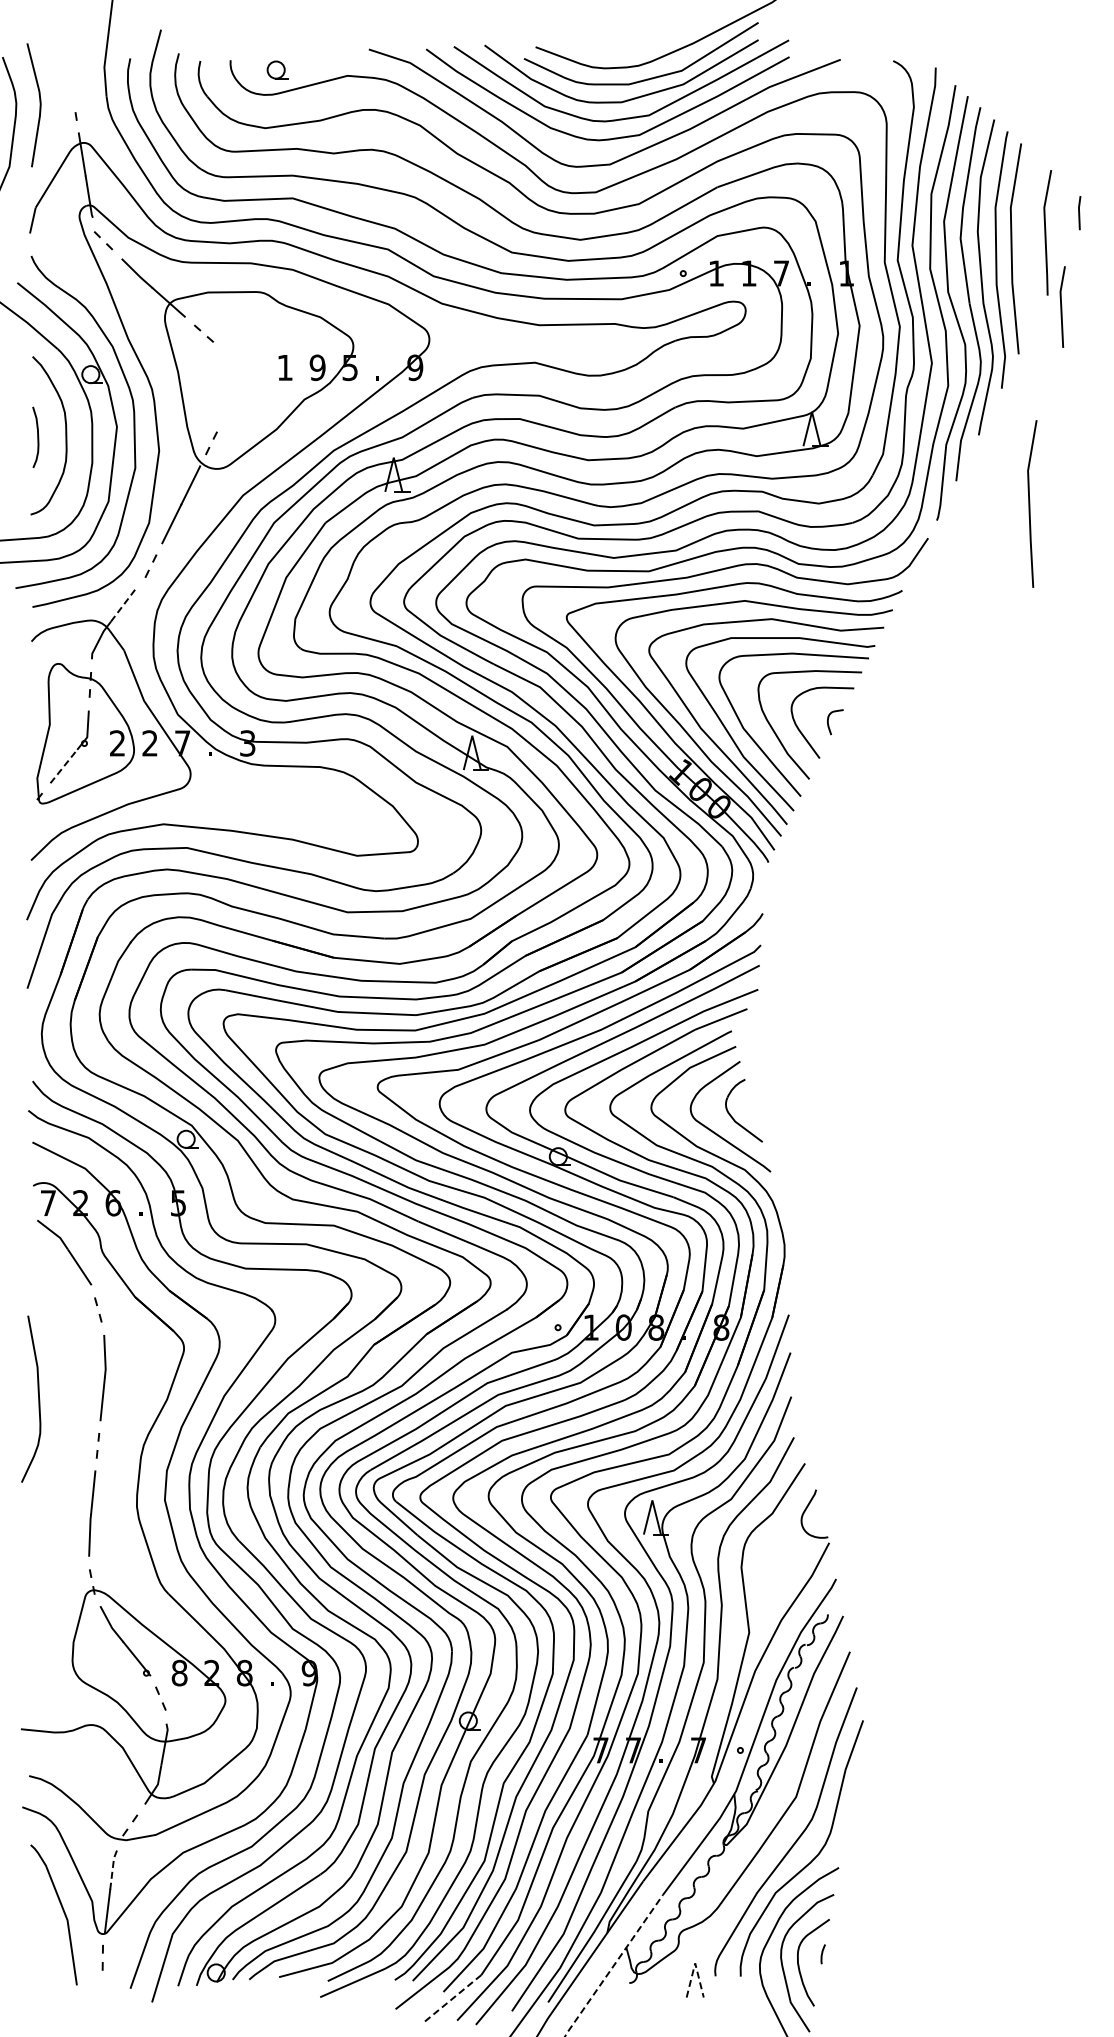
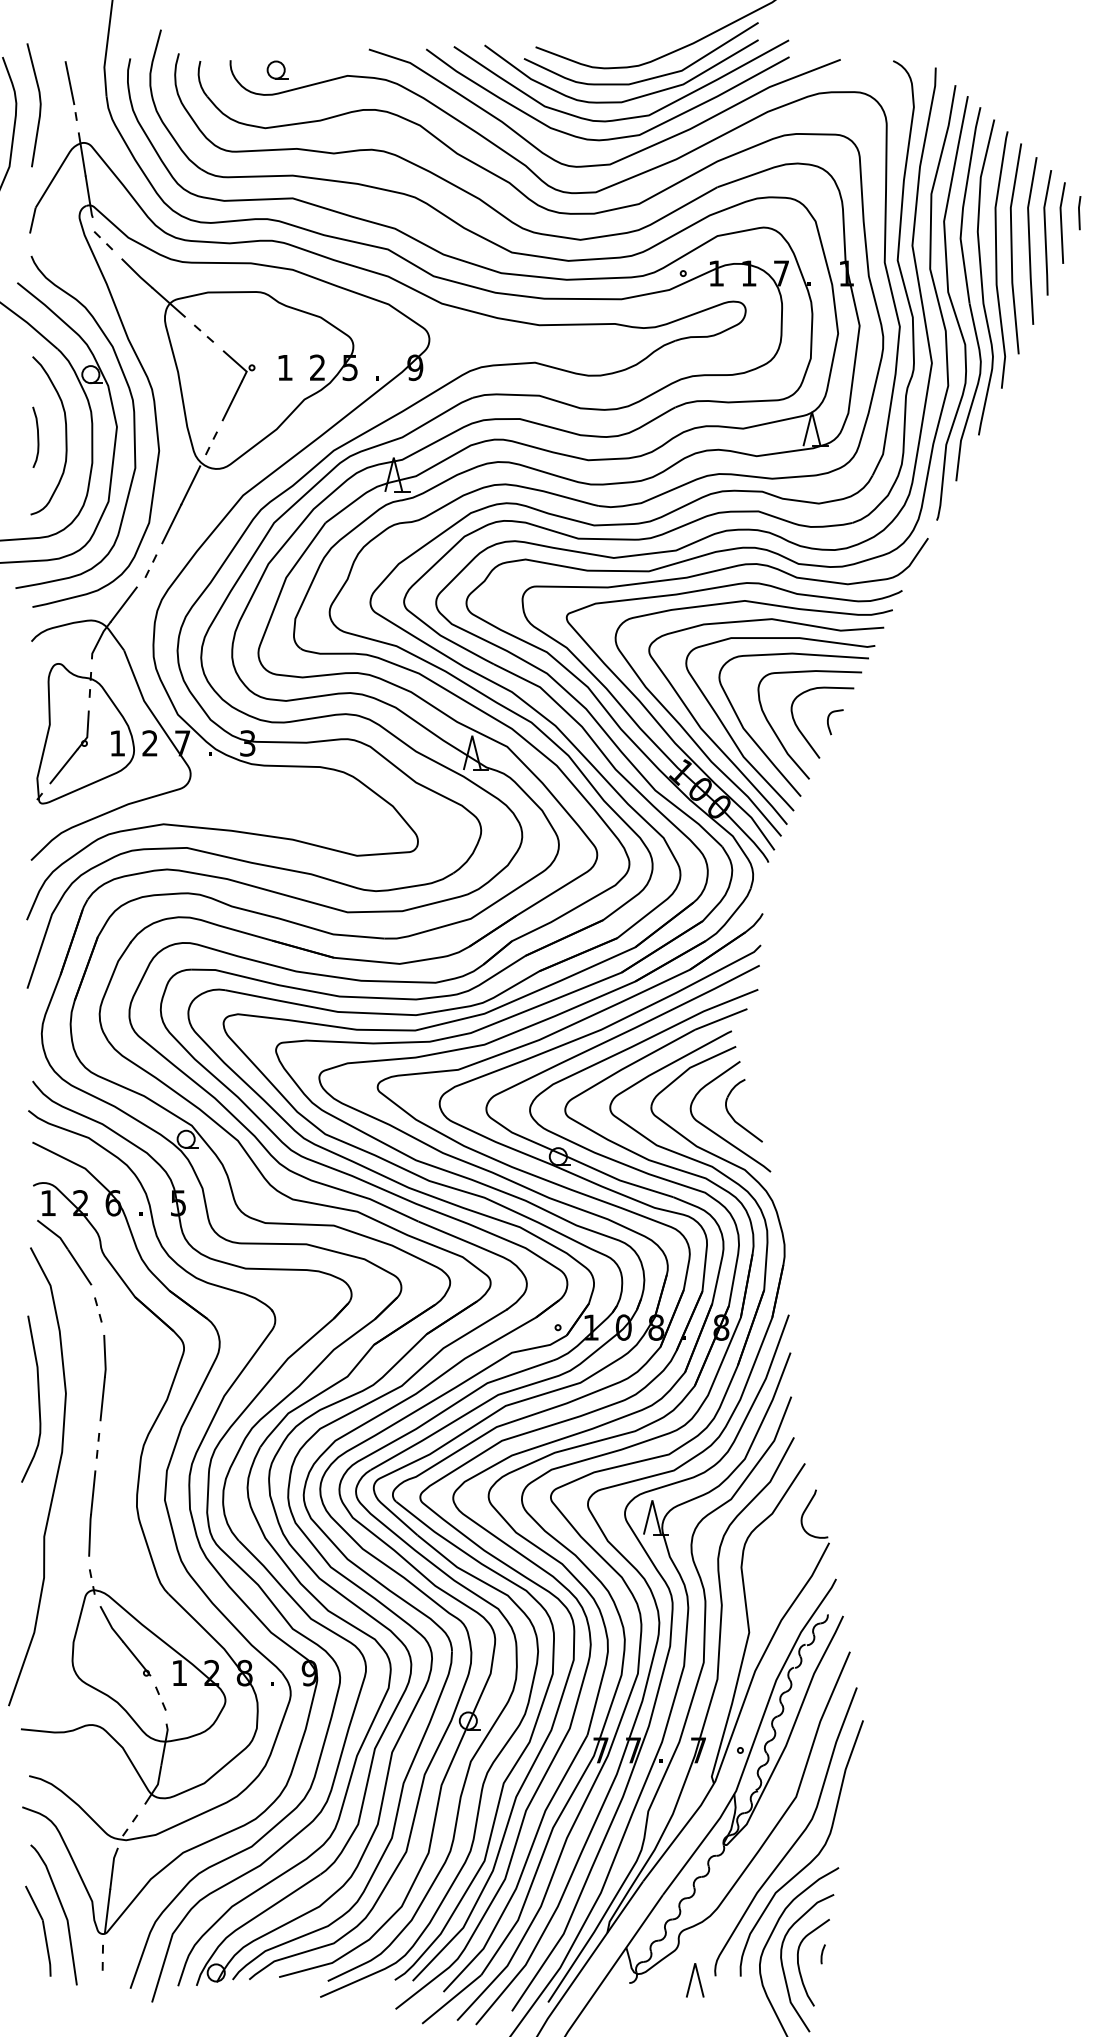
line: none -> present (69, 83)
line position: (1062, 306) -> (1062, 222) (1062, 222)
text: 9 -> 2 (317, 367)
part: none -> present (238, 385)
line position: (1030, 503) -> (1030, 240) (1030, 240)
line: dashed -> solid (124, 604)
text: 2 -> 1 (117, 743)
line: dashed -> solid (64, 766)
text: 7 -> 1 (48, 1202)
curve: none -> present (55, 1477)
text: 8 -> 1 (179, 1672)
line: dashed -> solid (112, 1867)
part: none -> present (38, 1930)
line: dashed -> solid (695, 1963)
line: dashed -> solid (613, 1965)
line: dashed -> solid (451, 1999)
